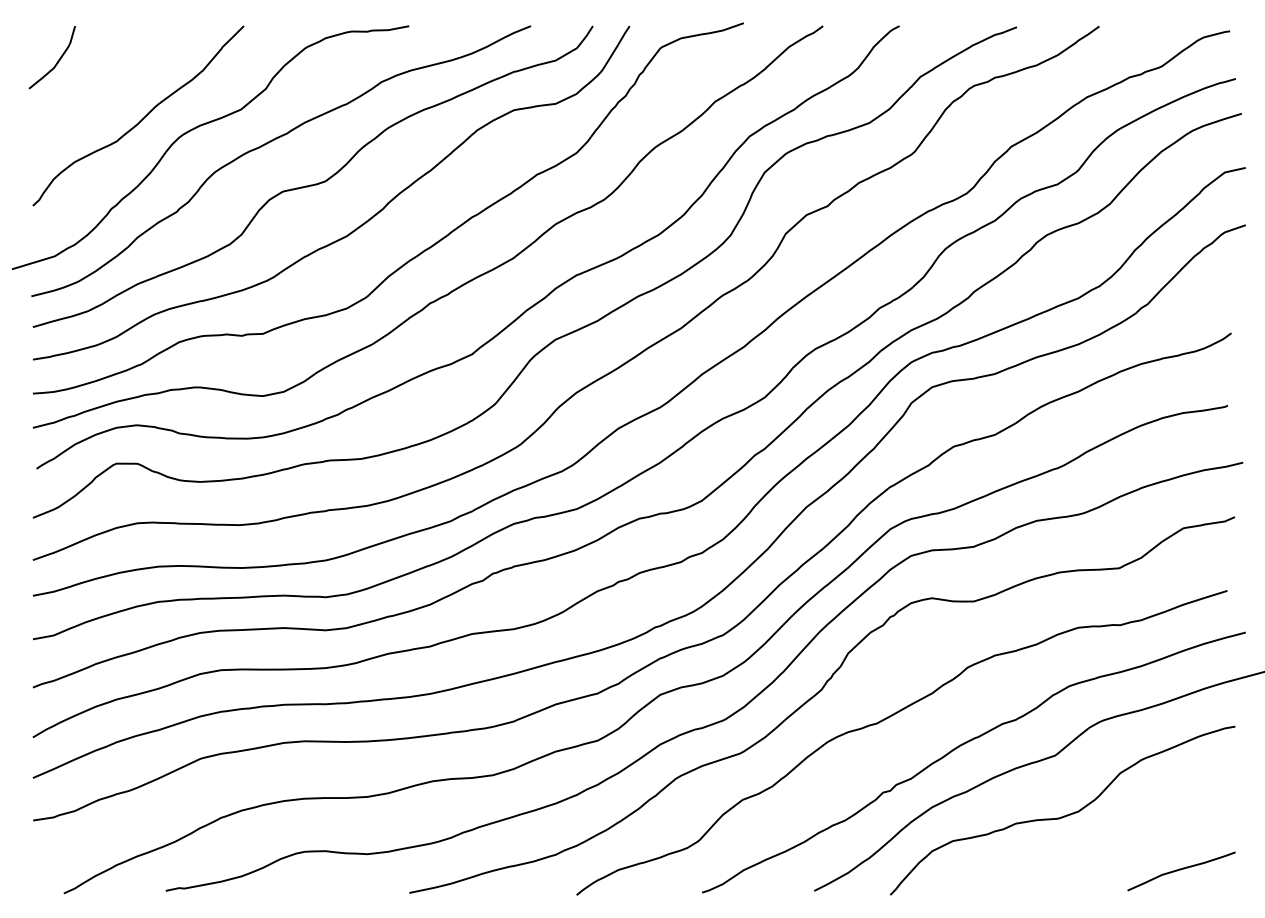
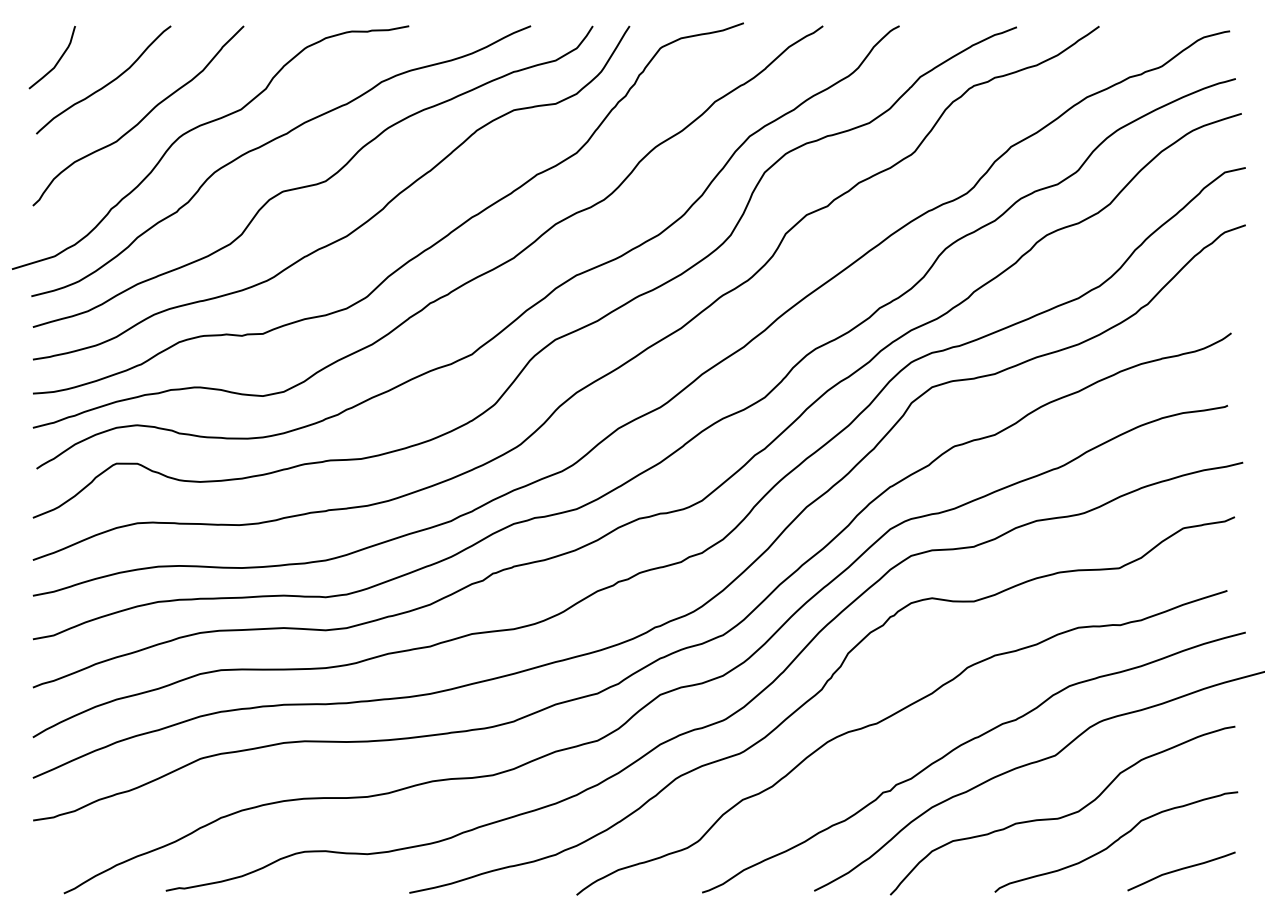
curve: none -> present (105, 84)
curve: none -> present (1116, 841)
